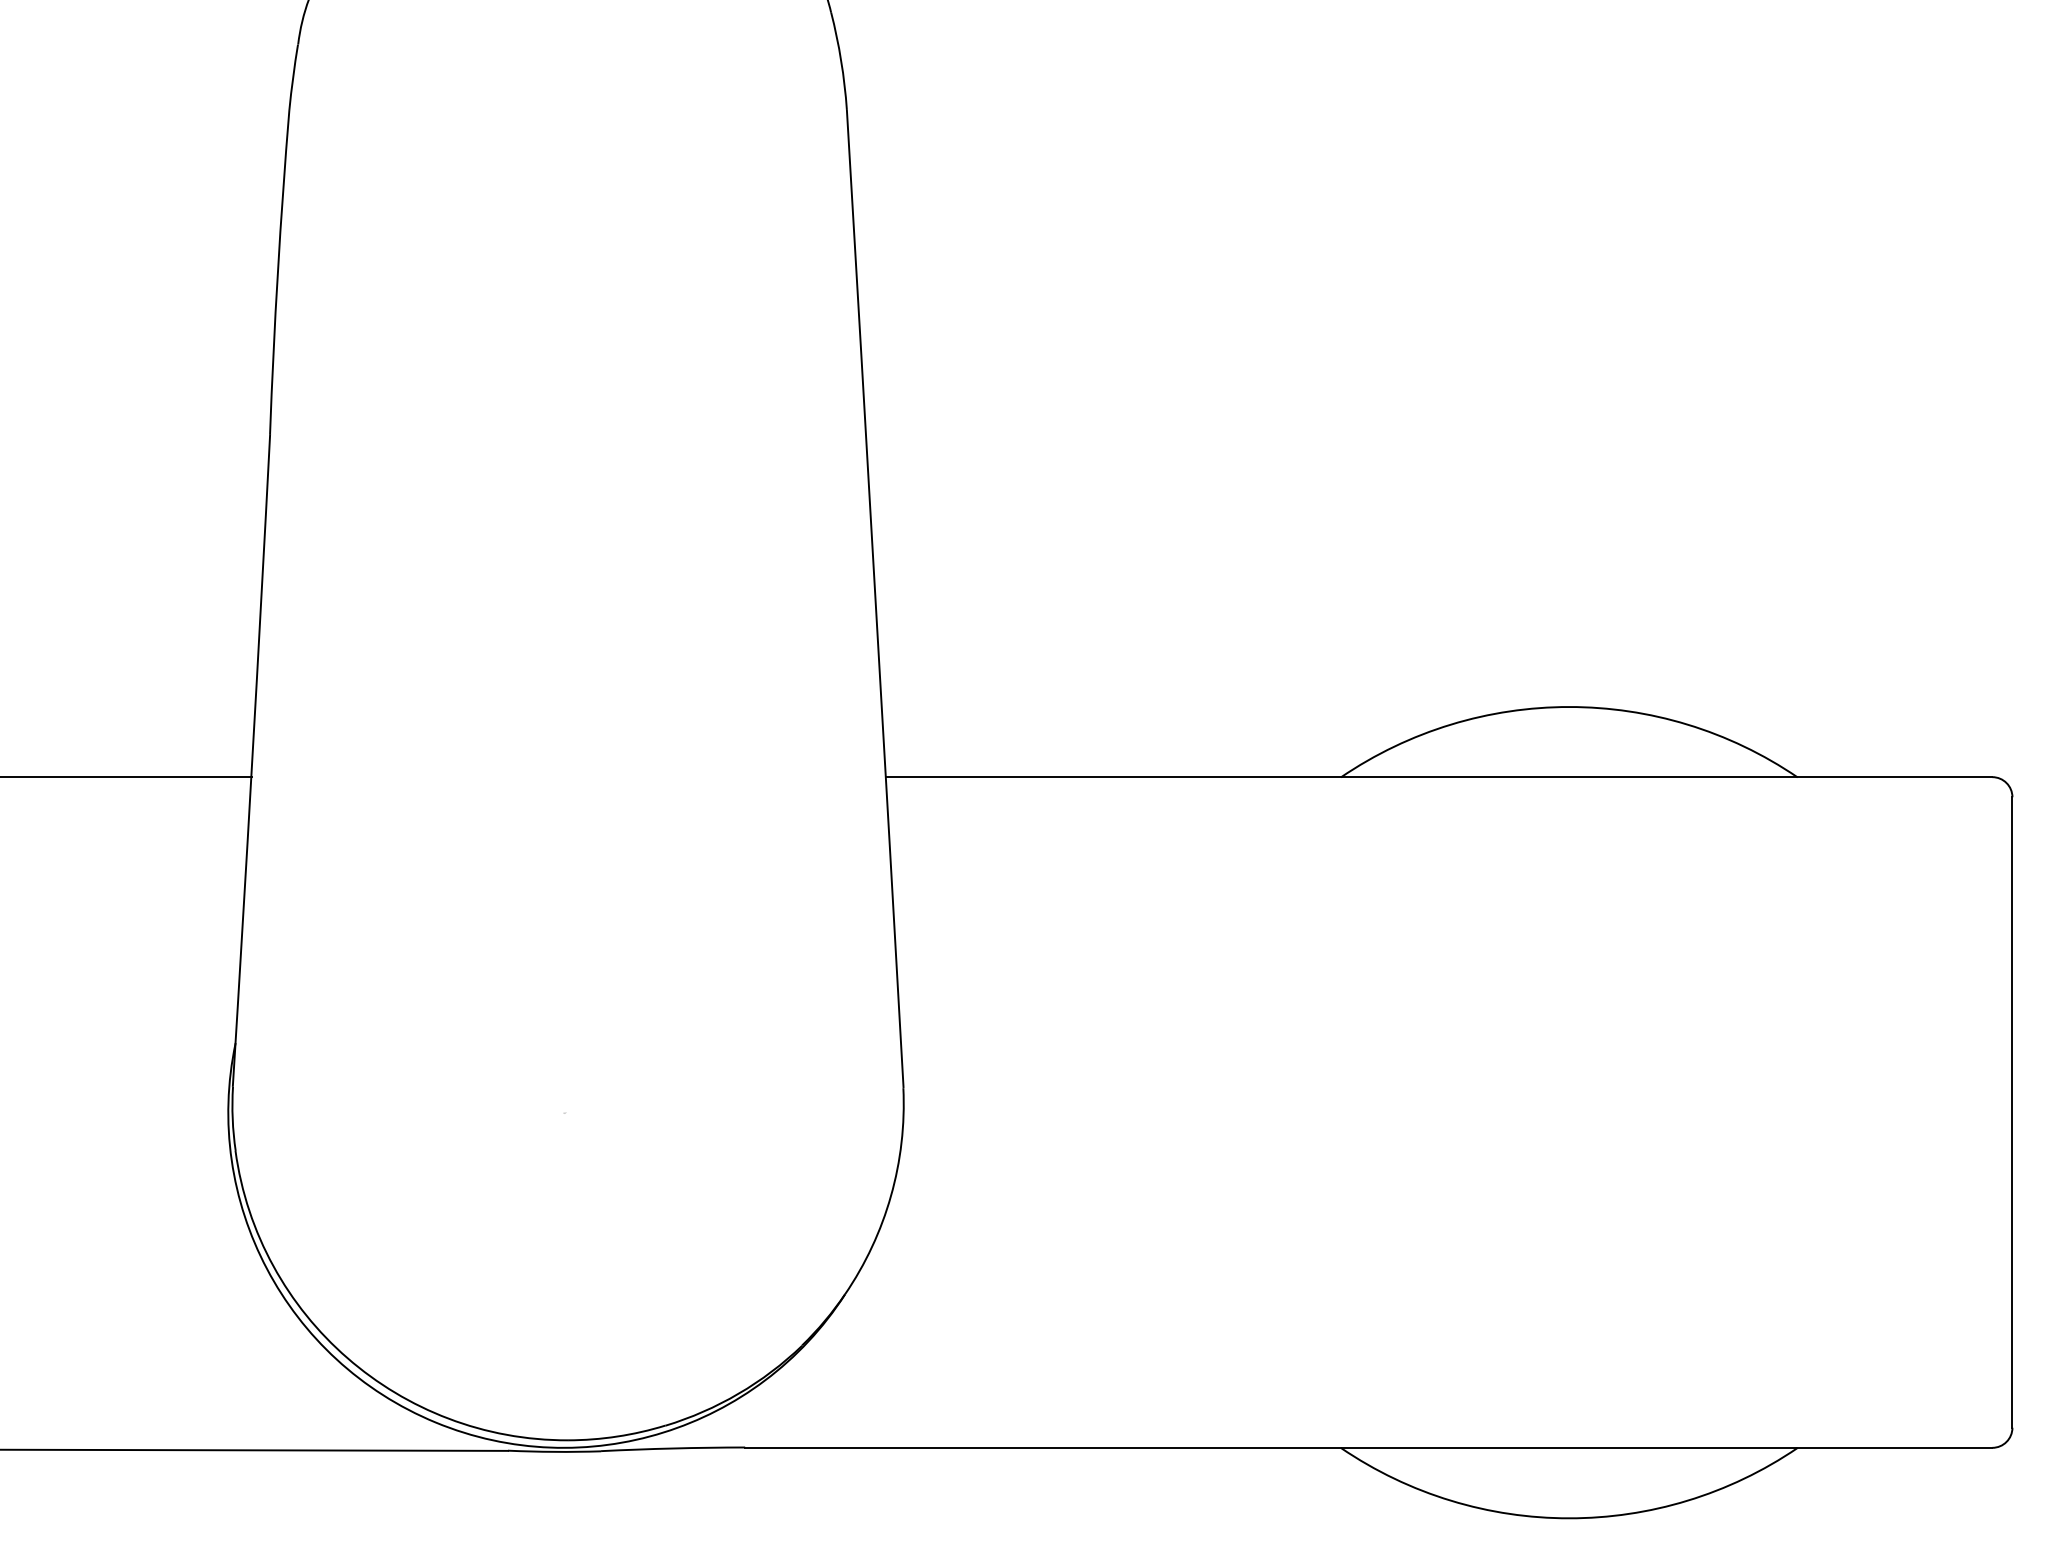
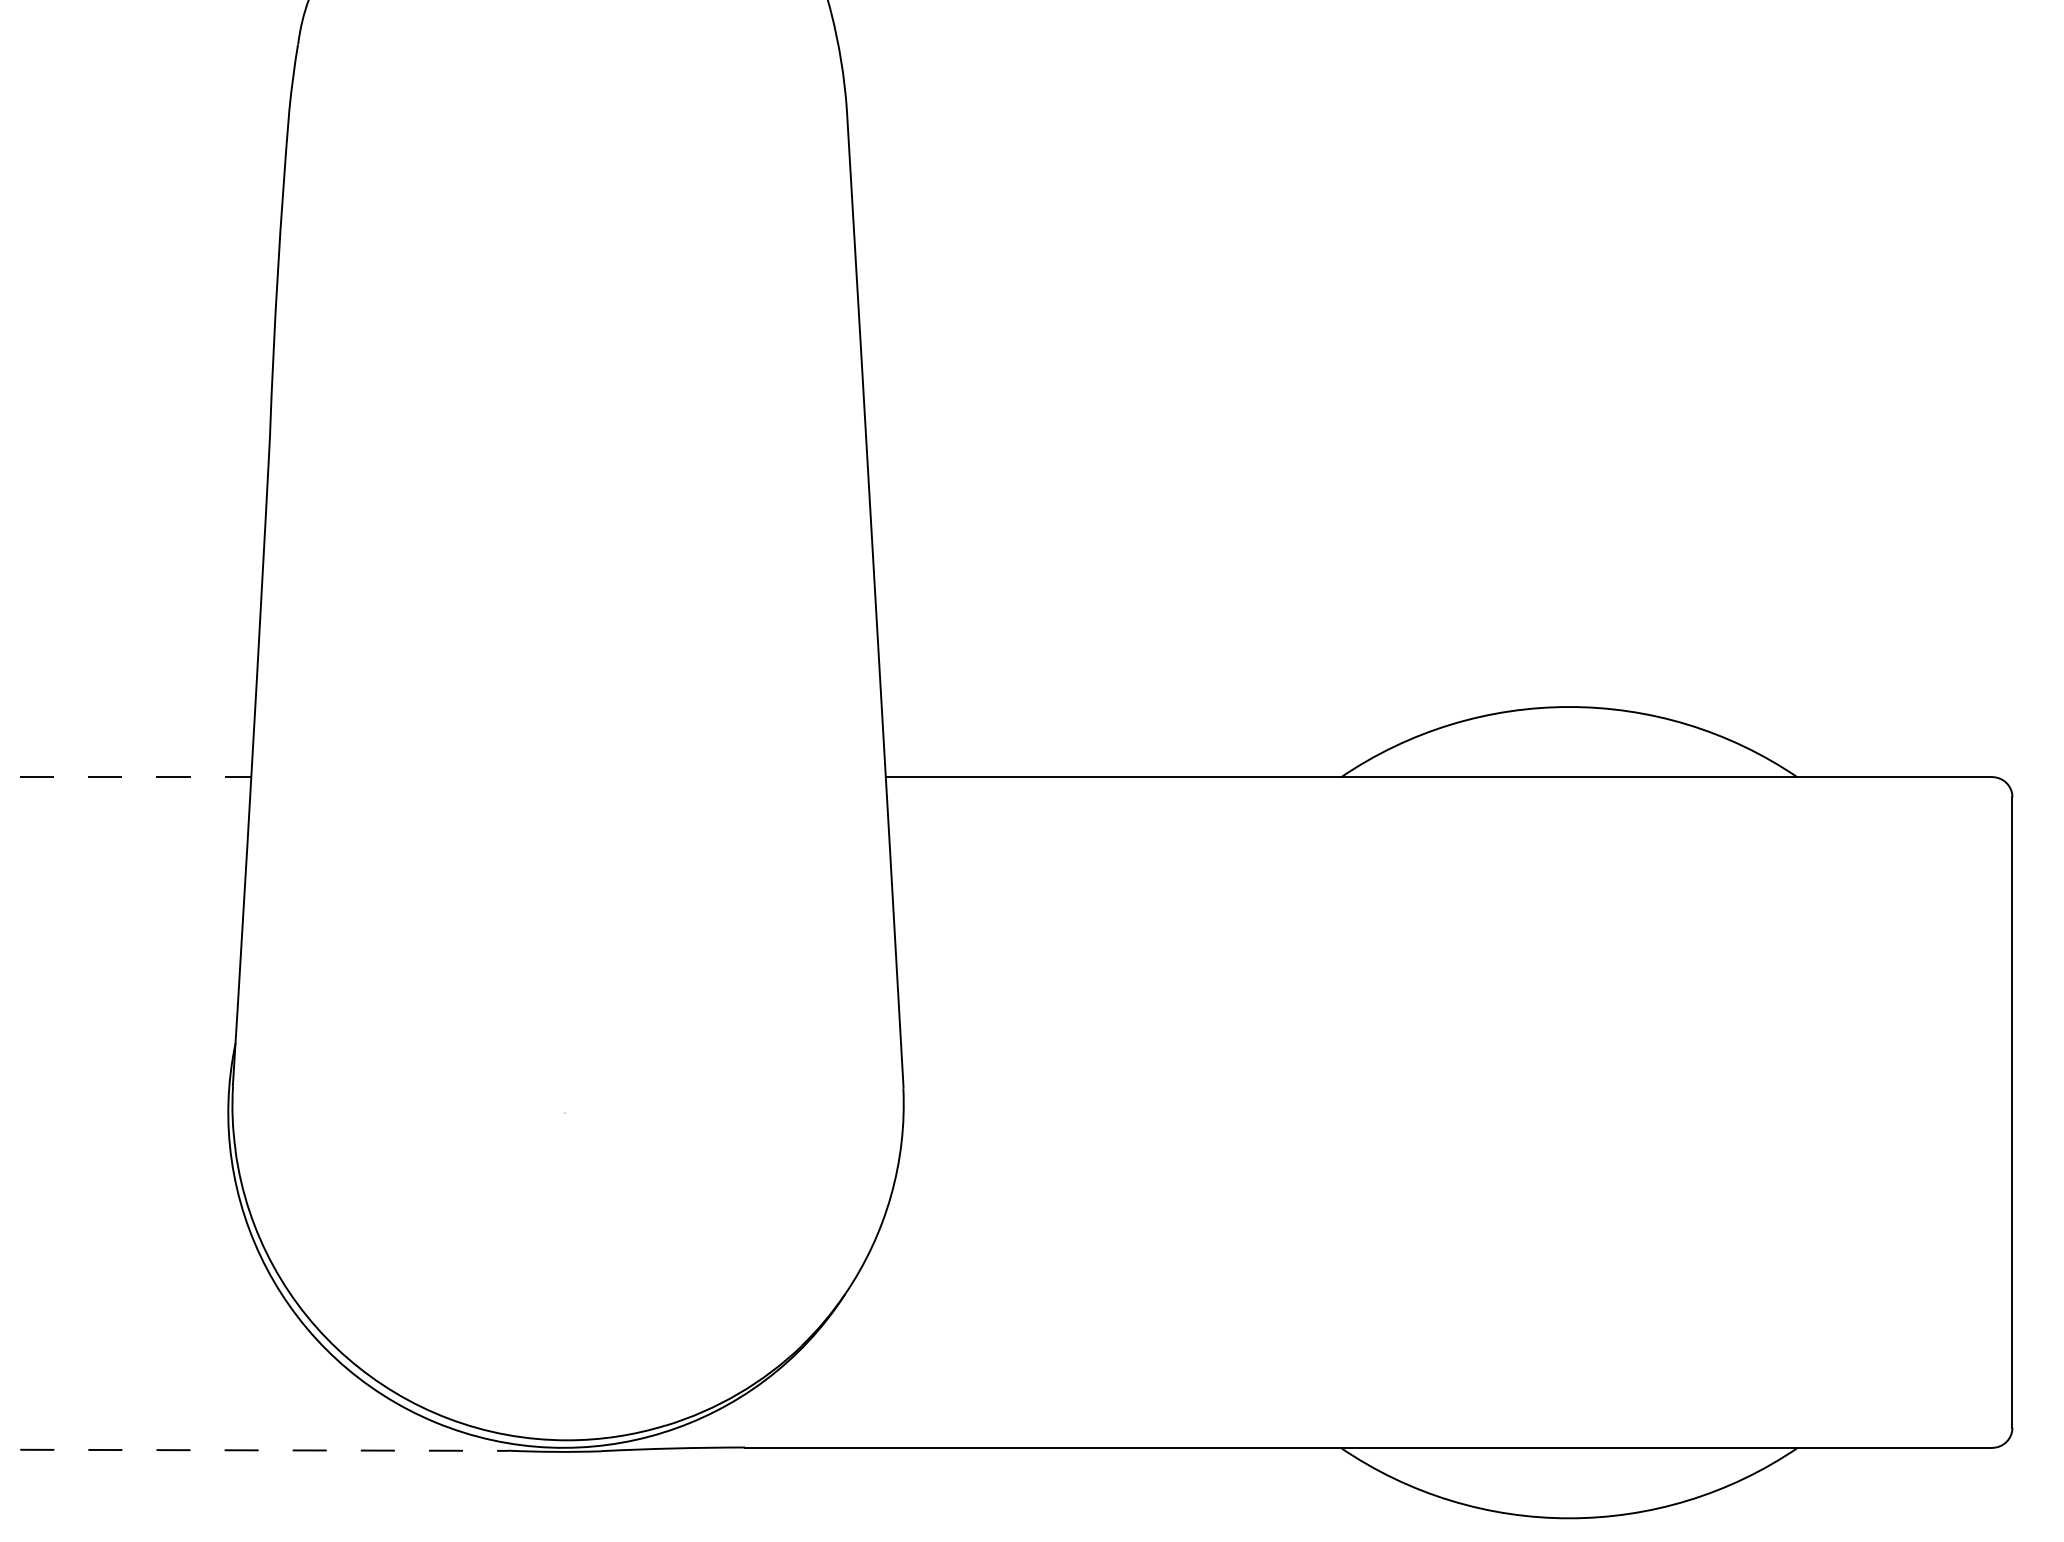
line: solid -> dashed (126, 777)
line: solid -> dashed (254, 1450)
